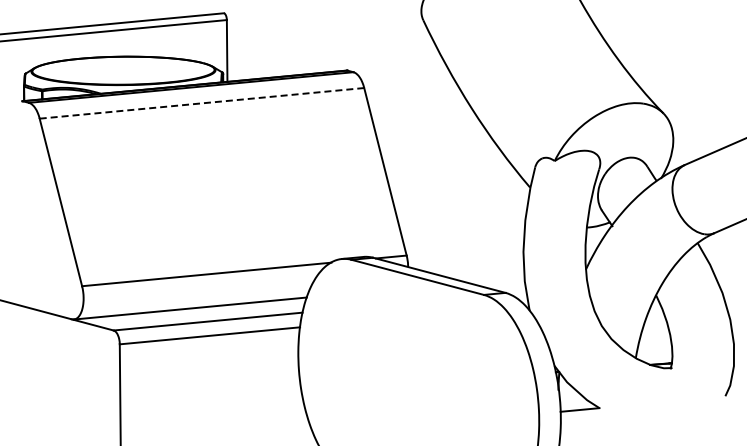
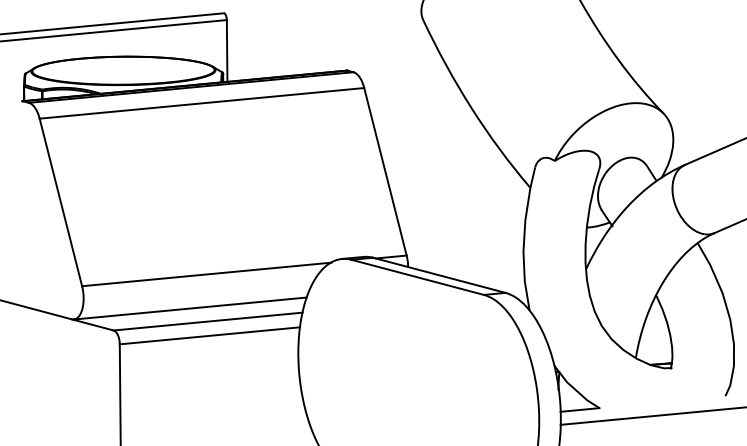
line: dashed -> solid (201, 103)
line: none -> present (651, 415)
